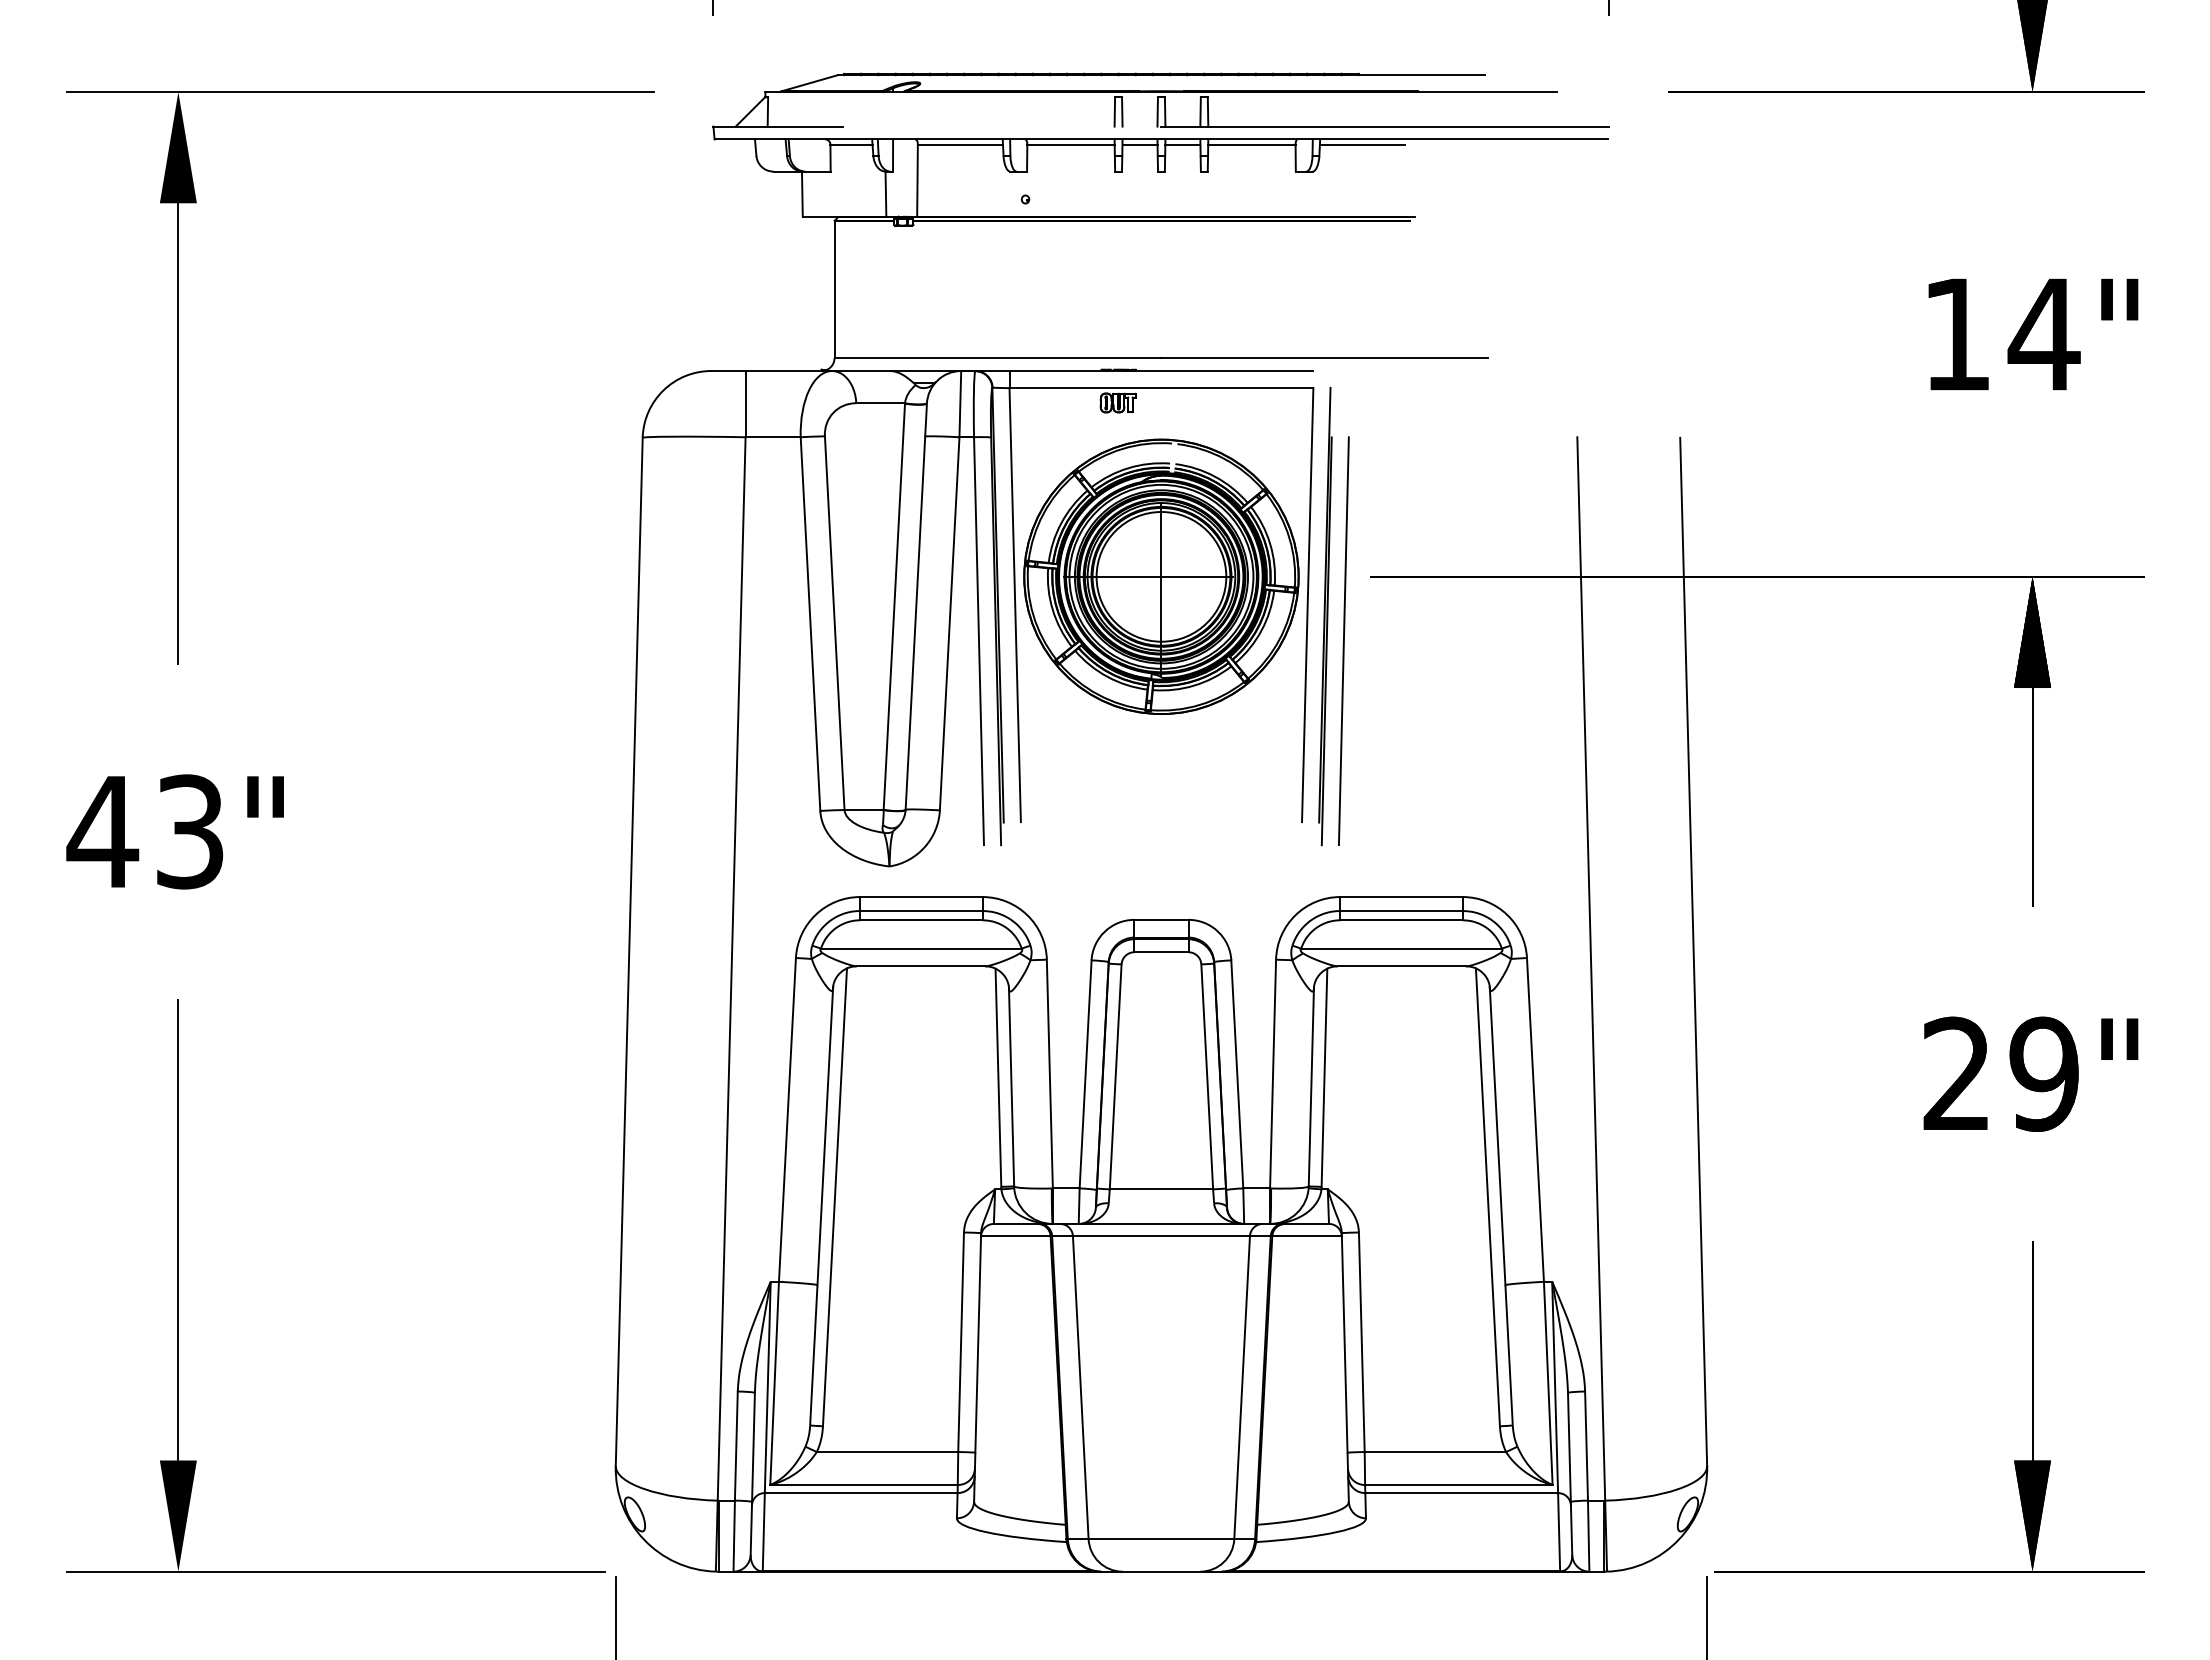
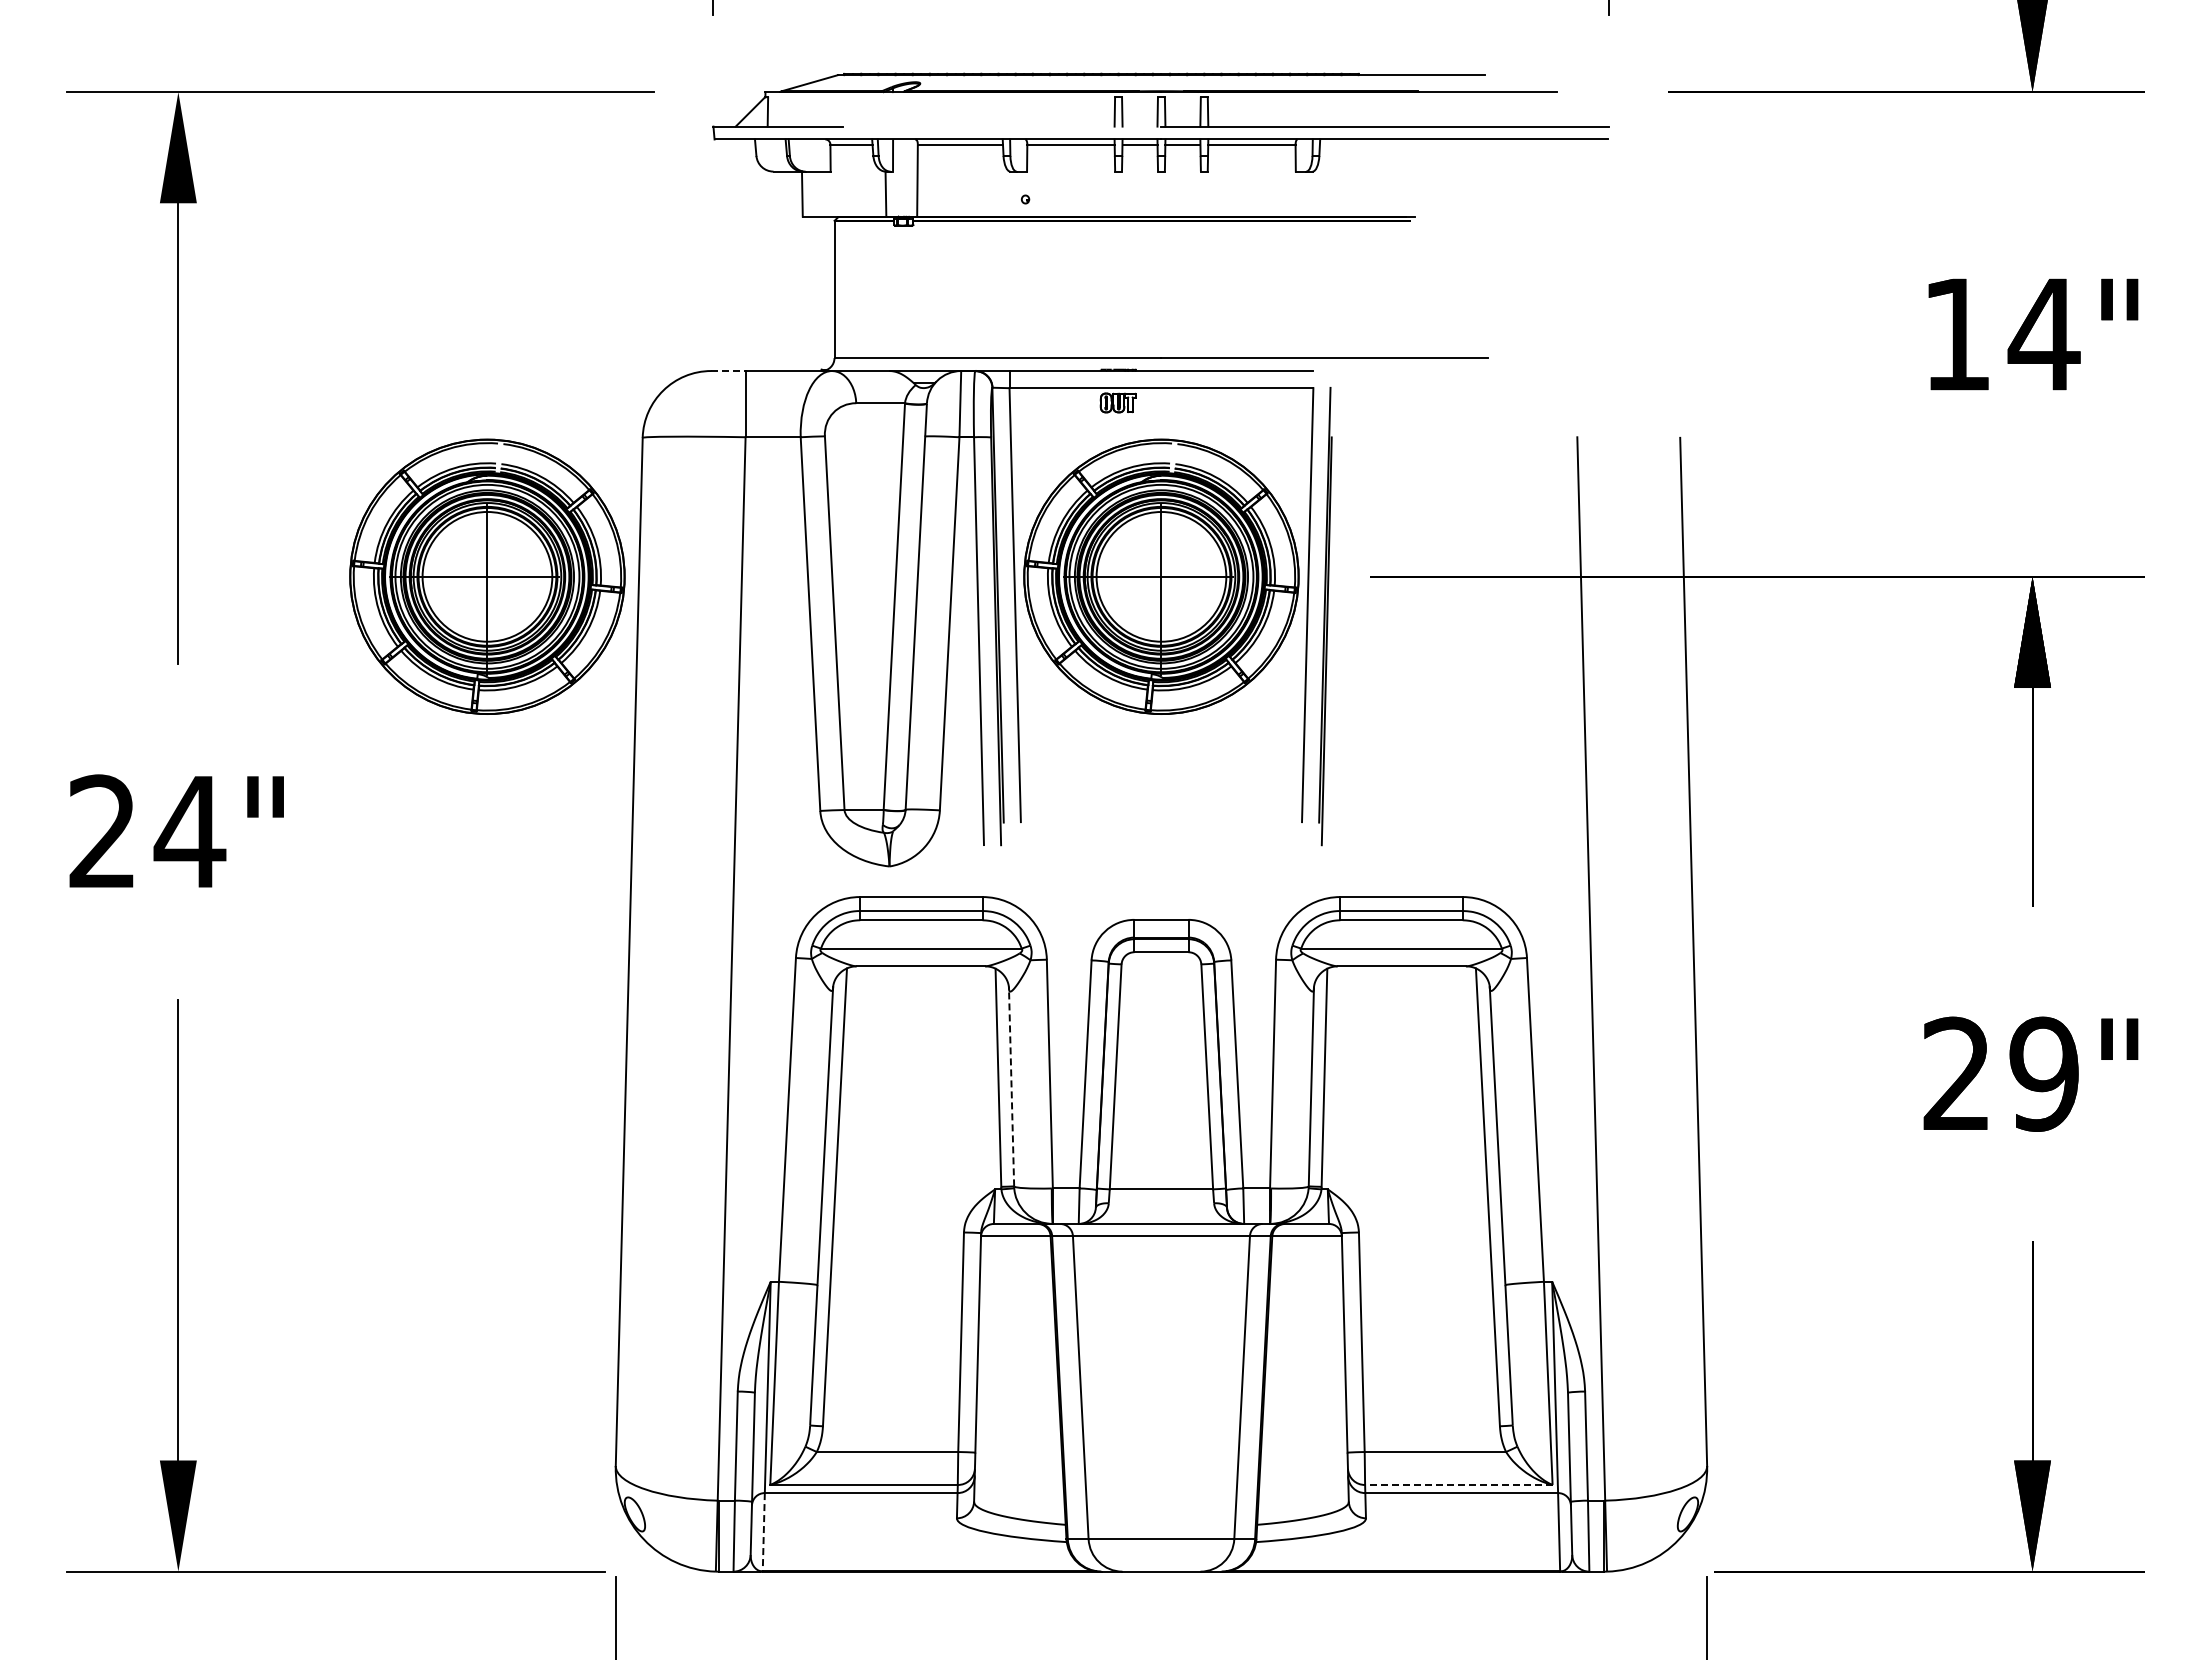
line: present -> none (1362, 144)
line: solid -> dashed (728, 371)
part: none -> present (487, 576)
line: present -> none (1343, 641)
text: 43" -> 24" (146, 831)
line: solid -> dashed (1011, 1086)
line: solid -> dashed (1458, 1484)
line: solid -> dashed (763, 1532)
